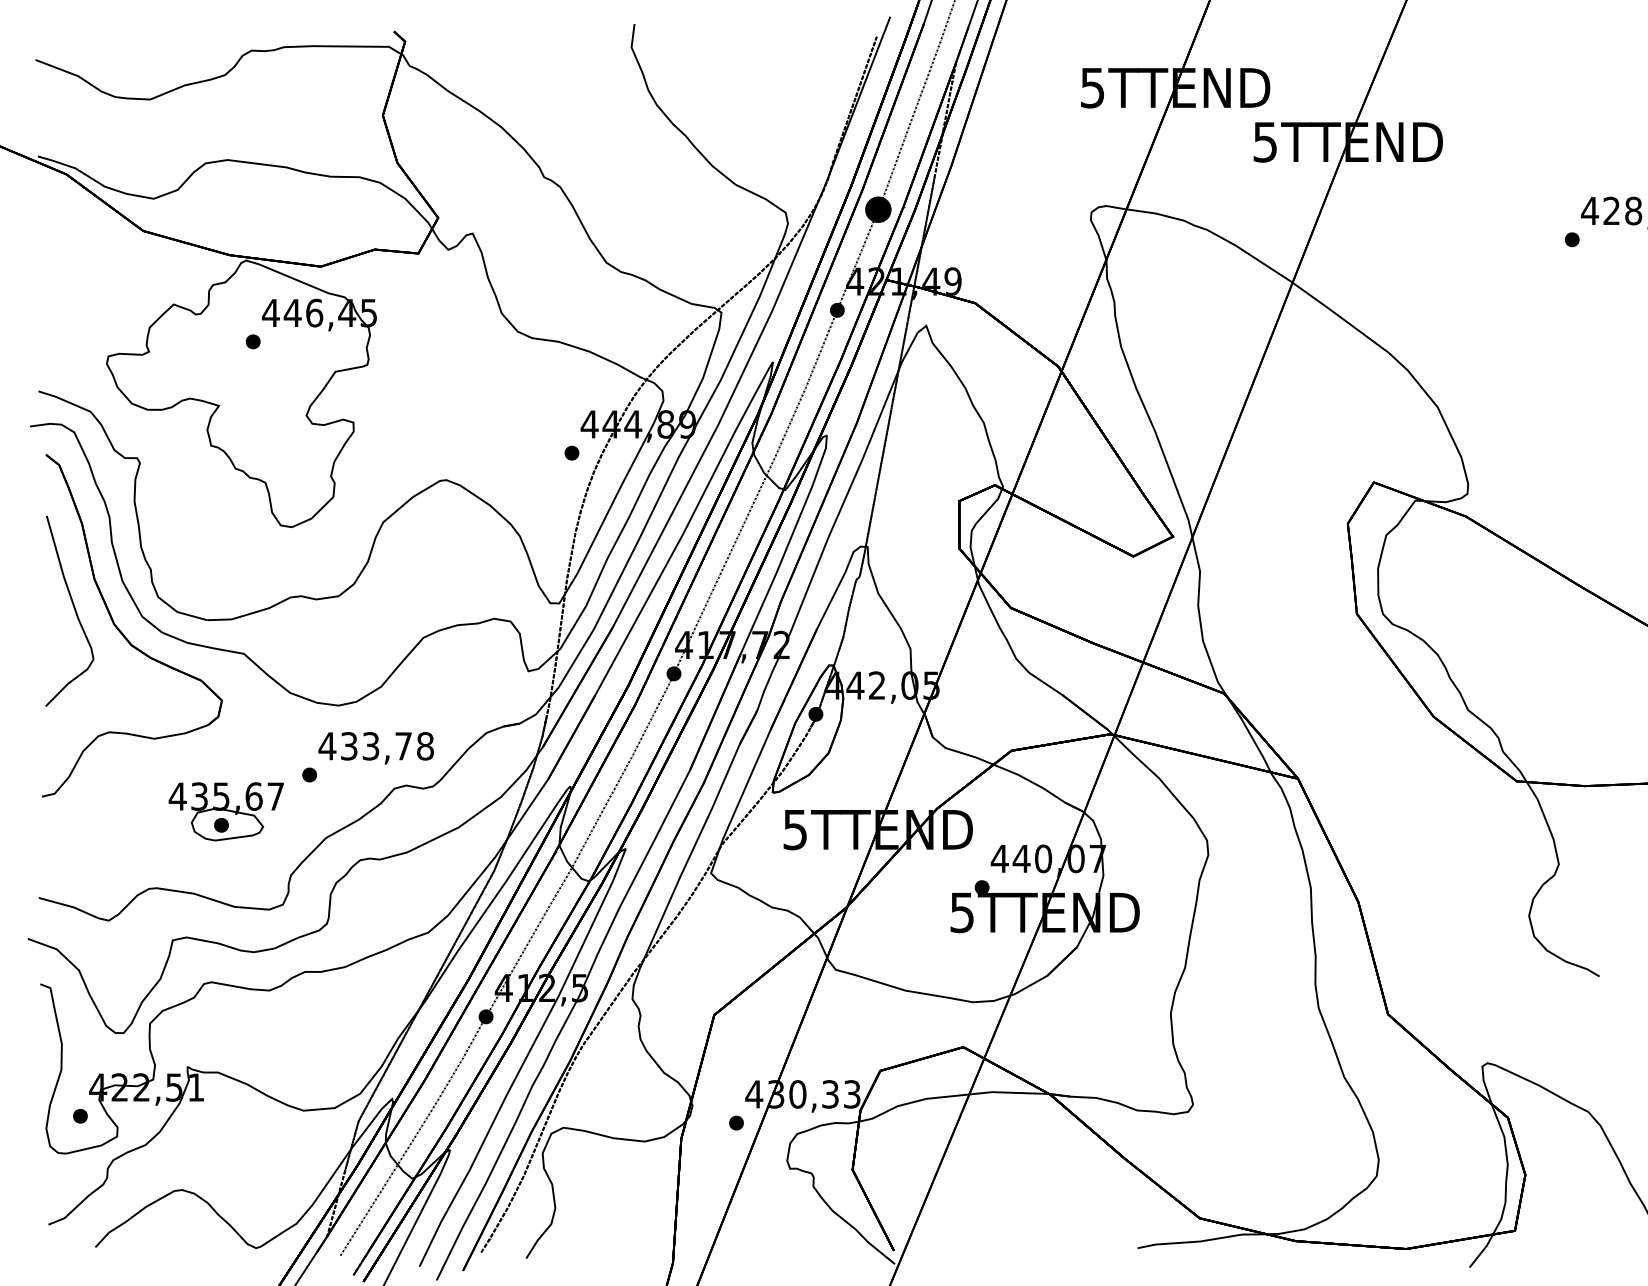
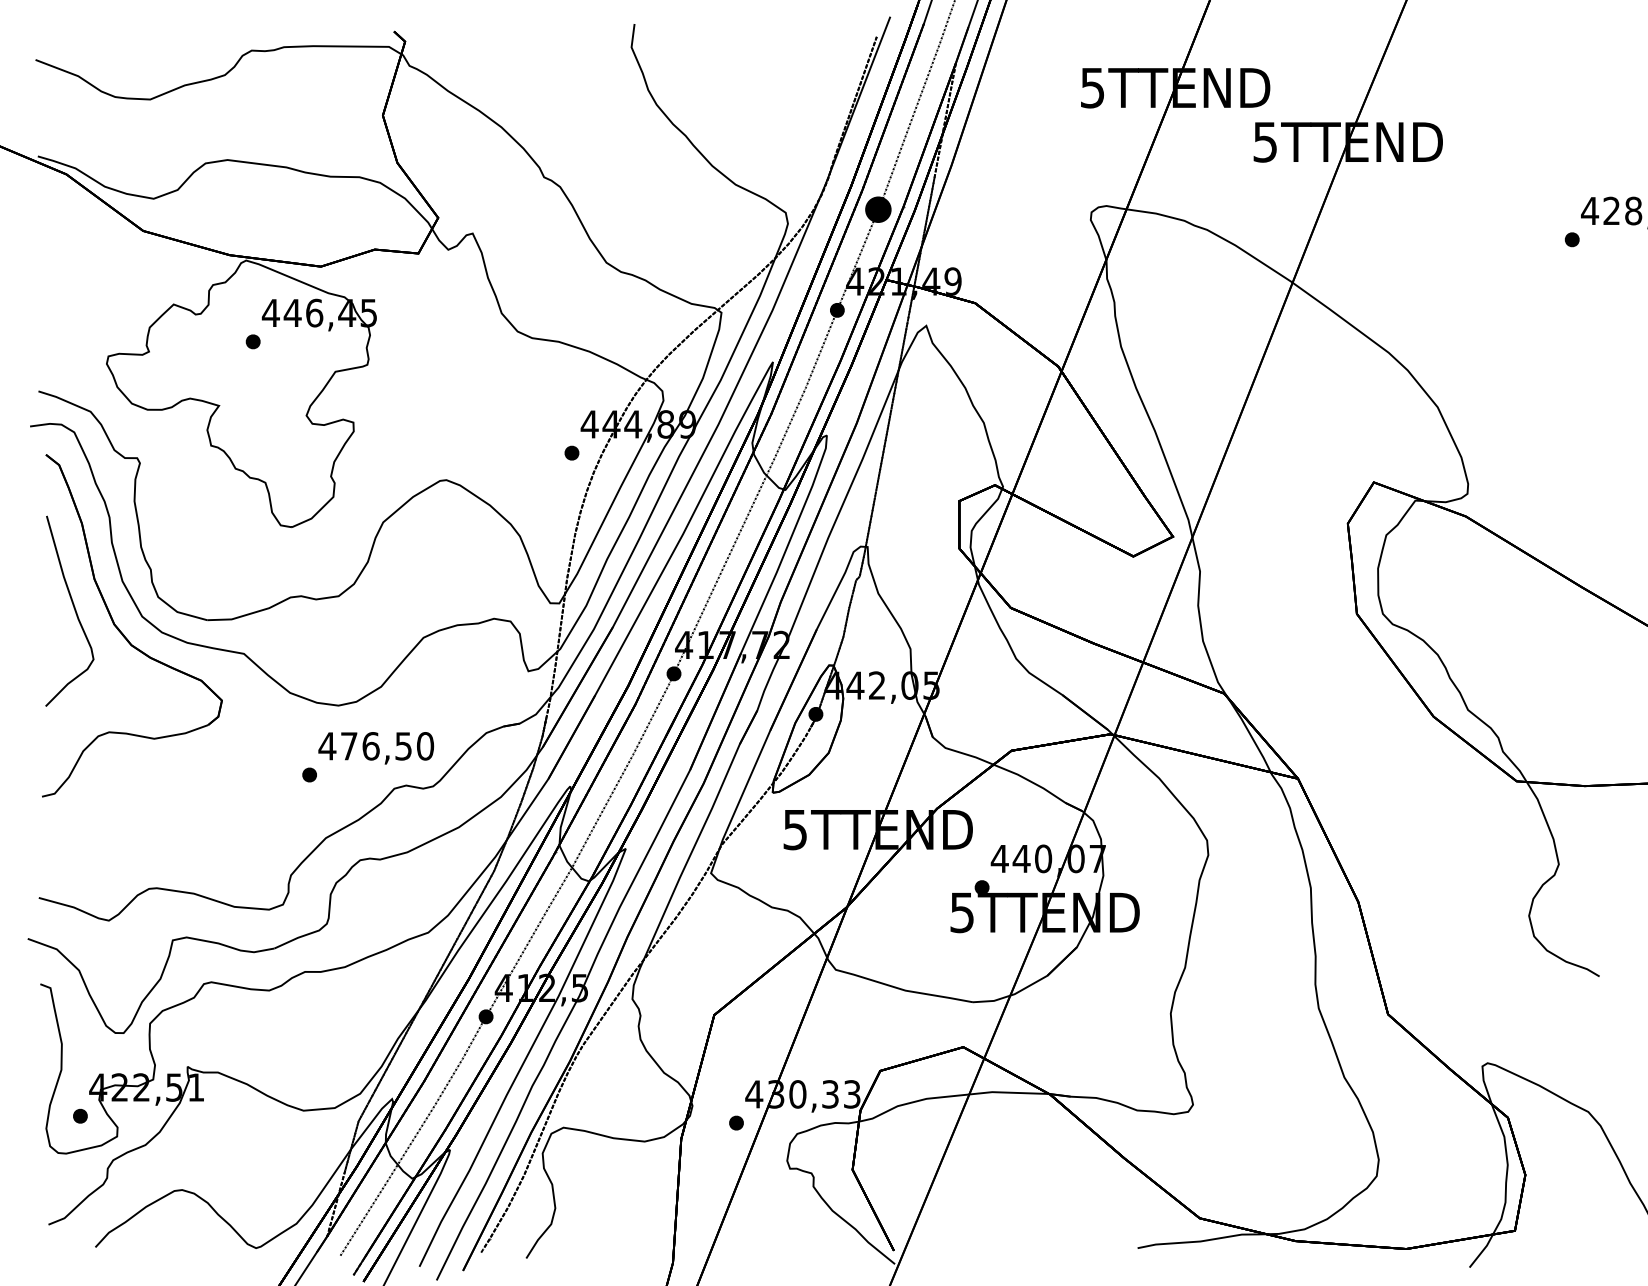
text: 433,78 -> 476,50 (387, 746)
part: present -> none (225, 811)
